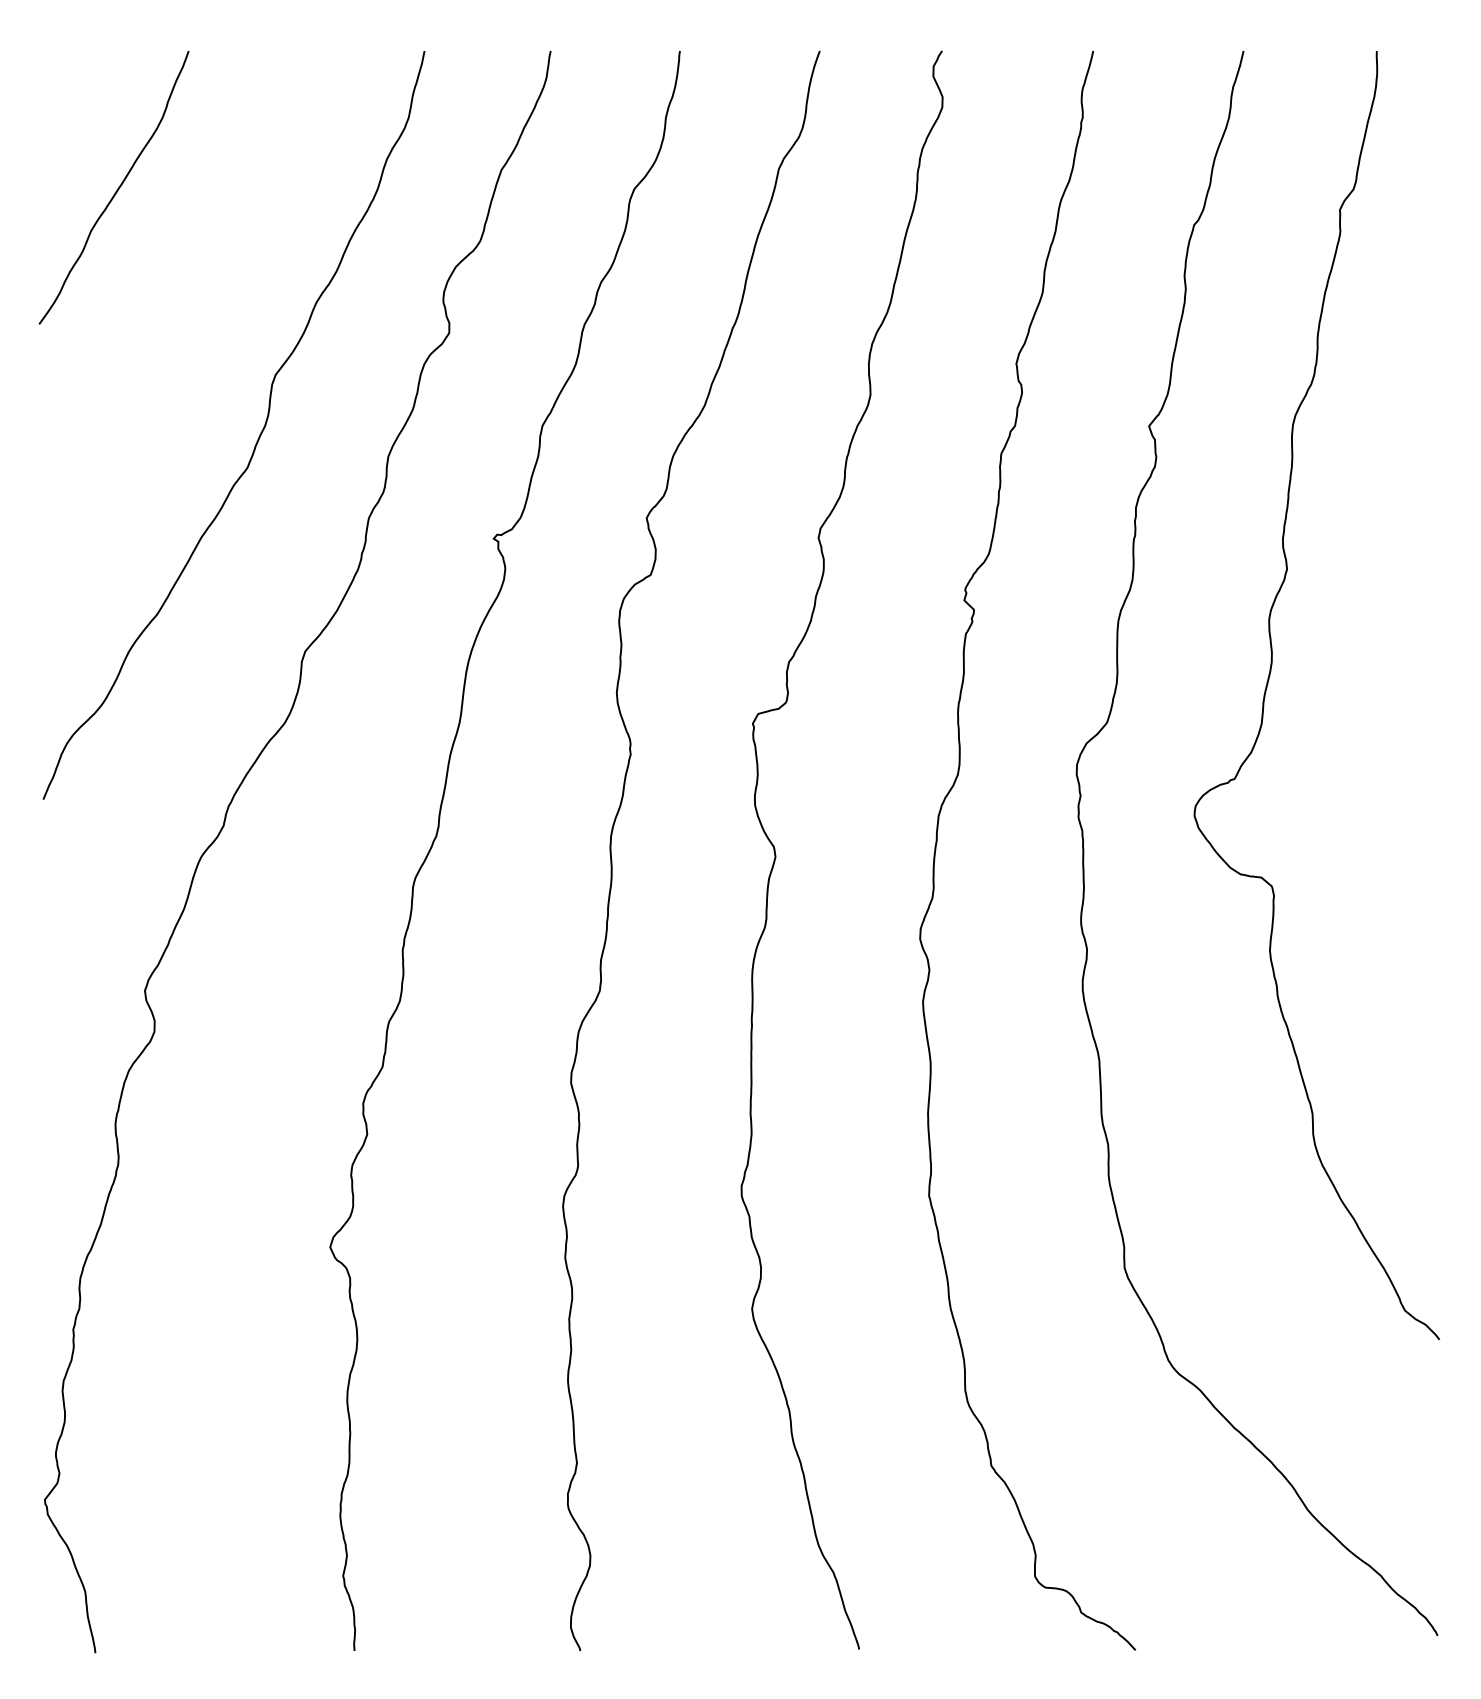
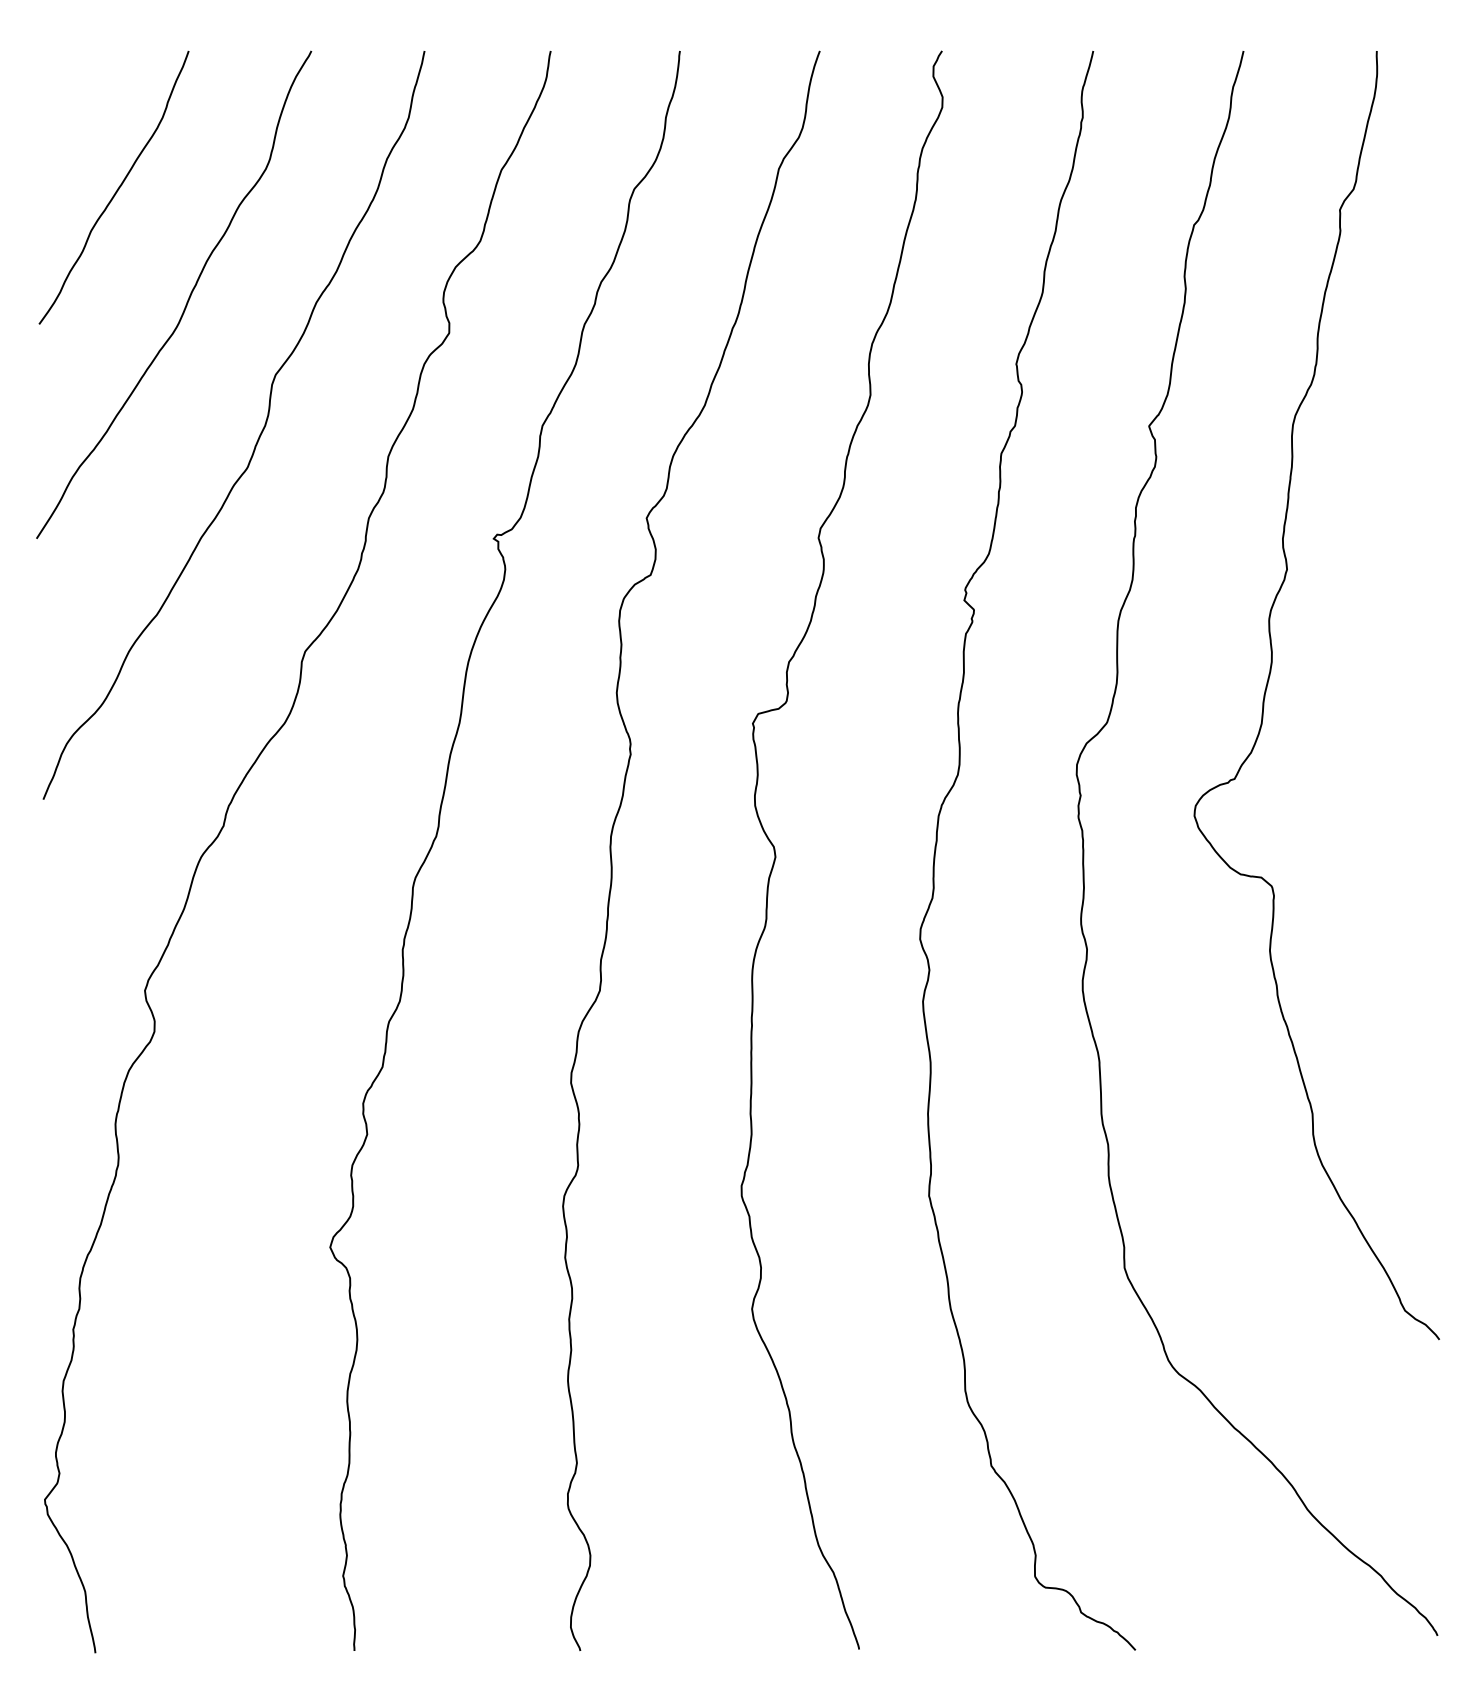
curve: none -> present (187, 299)
